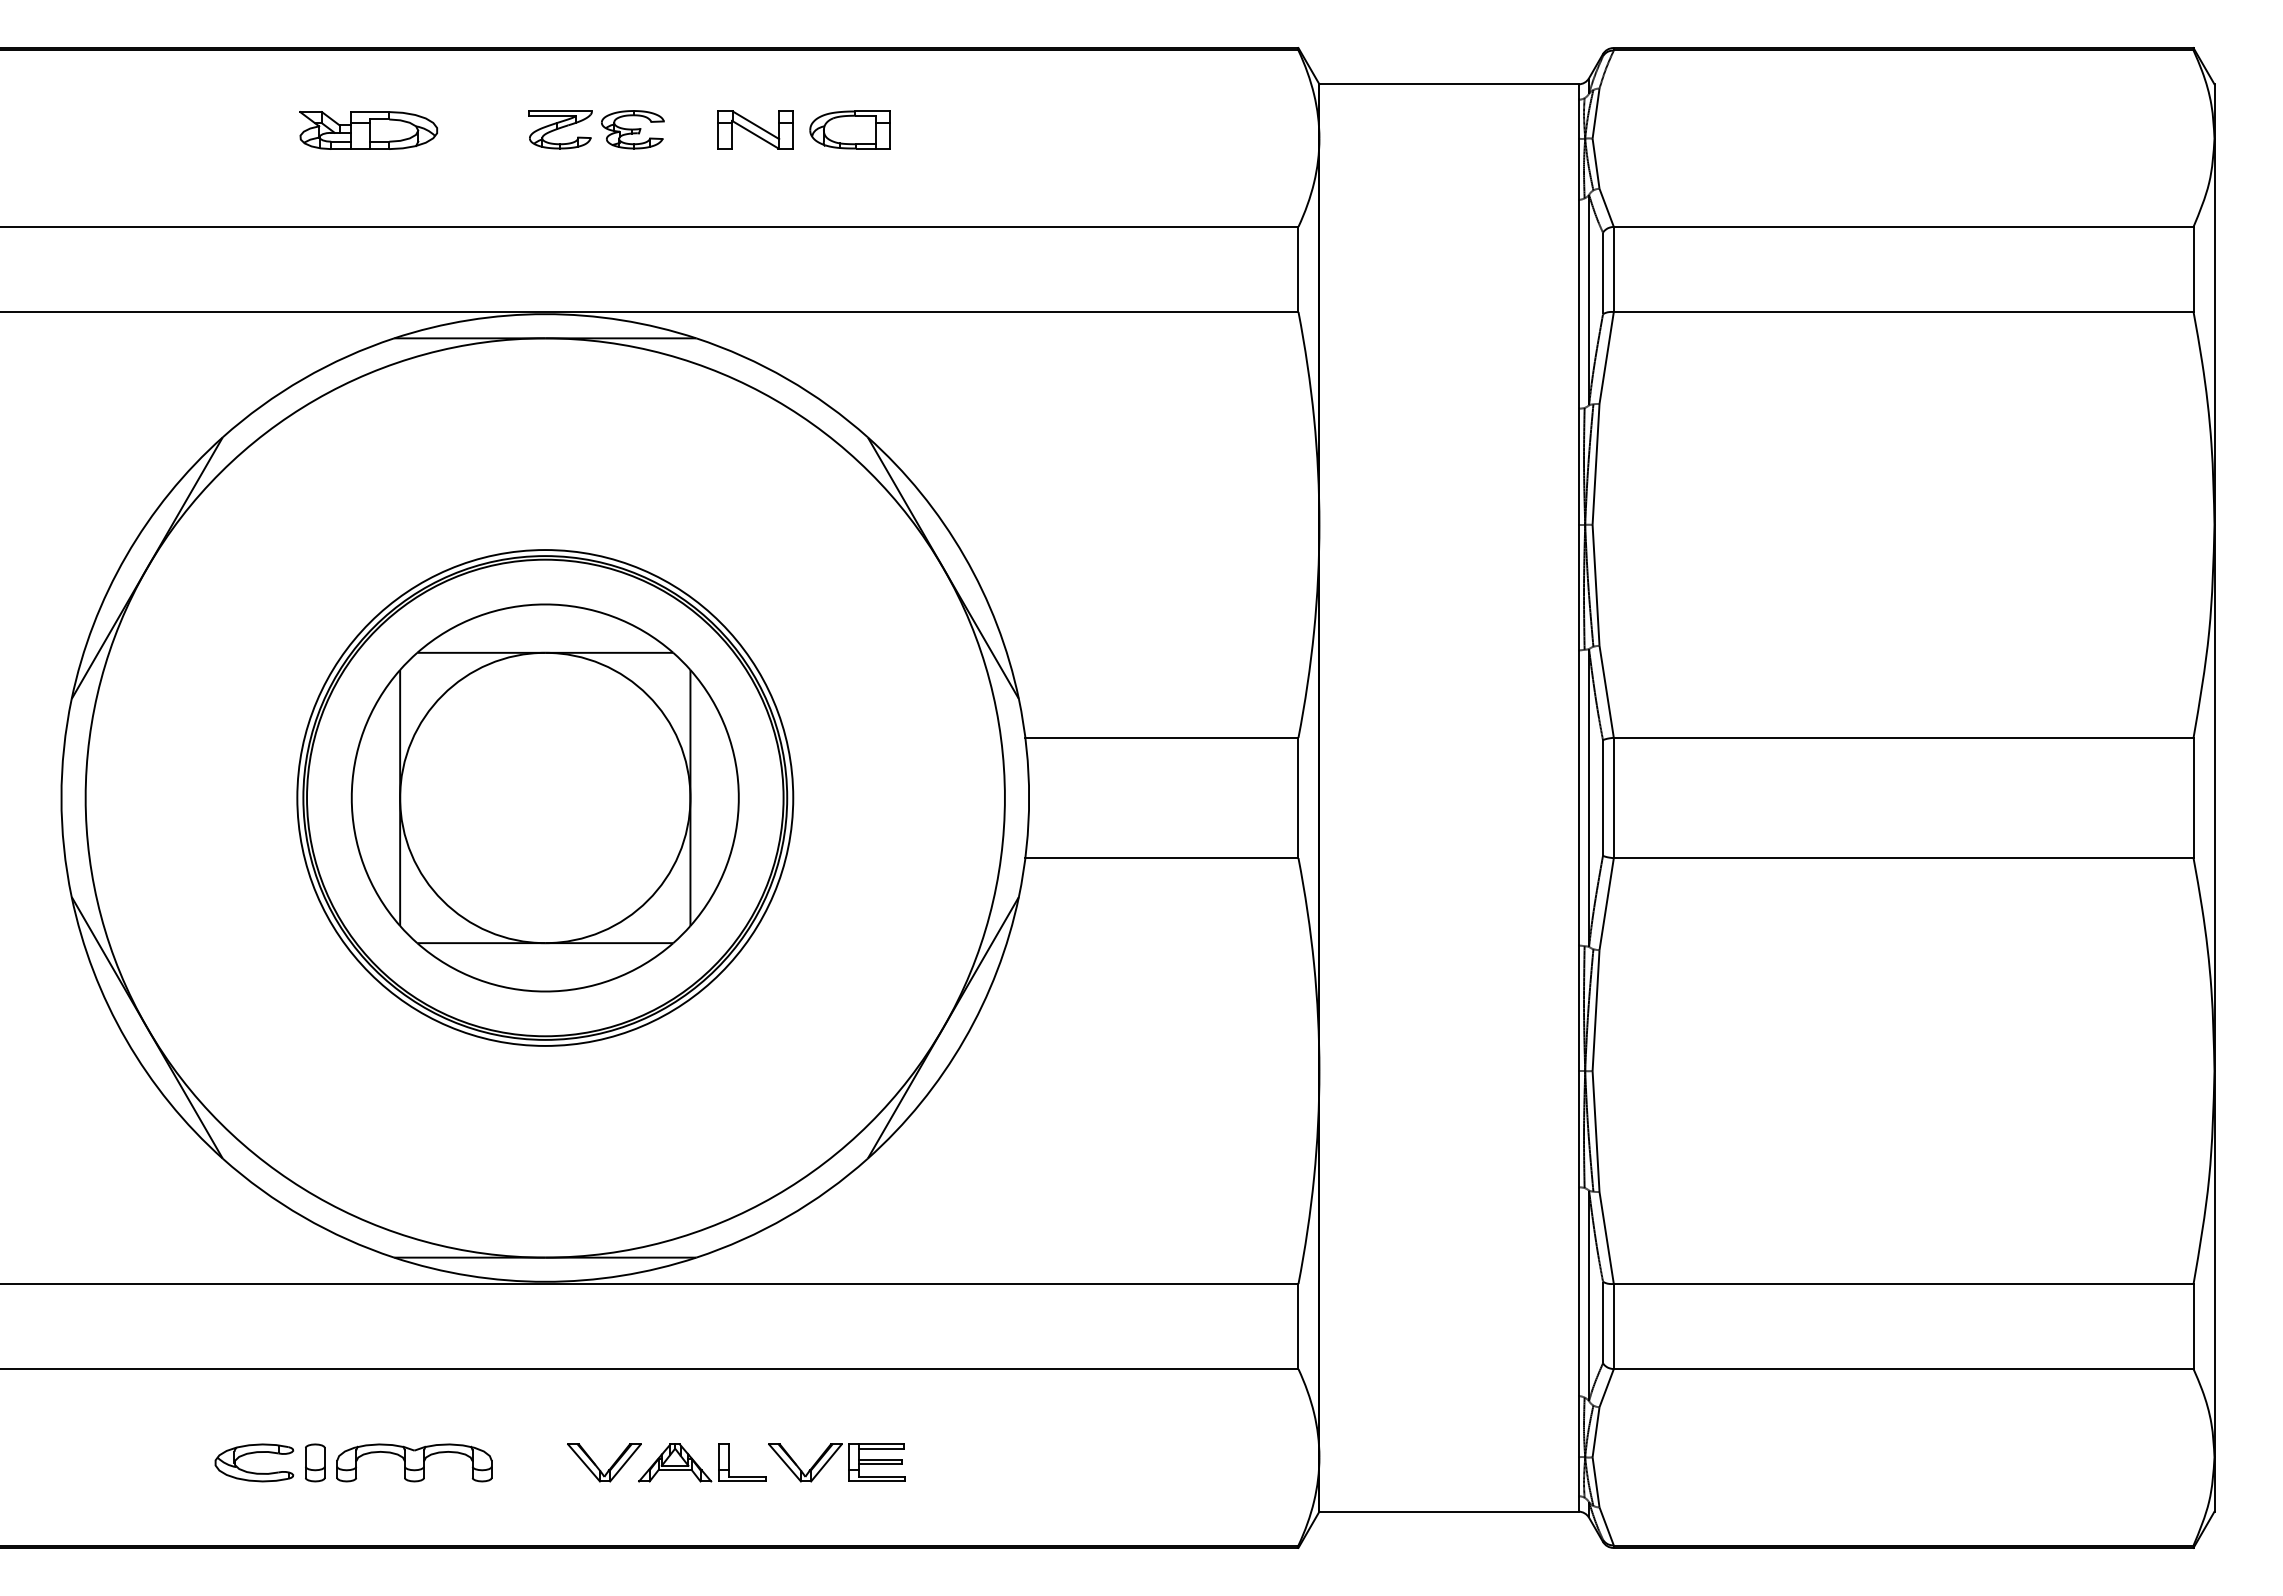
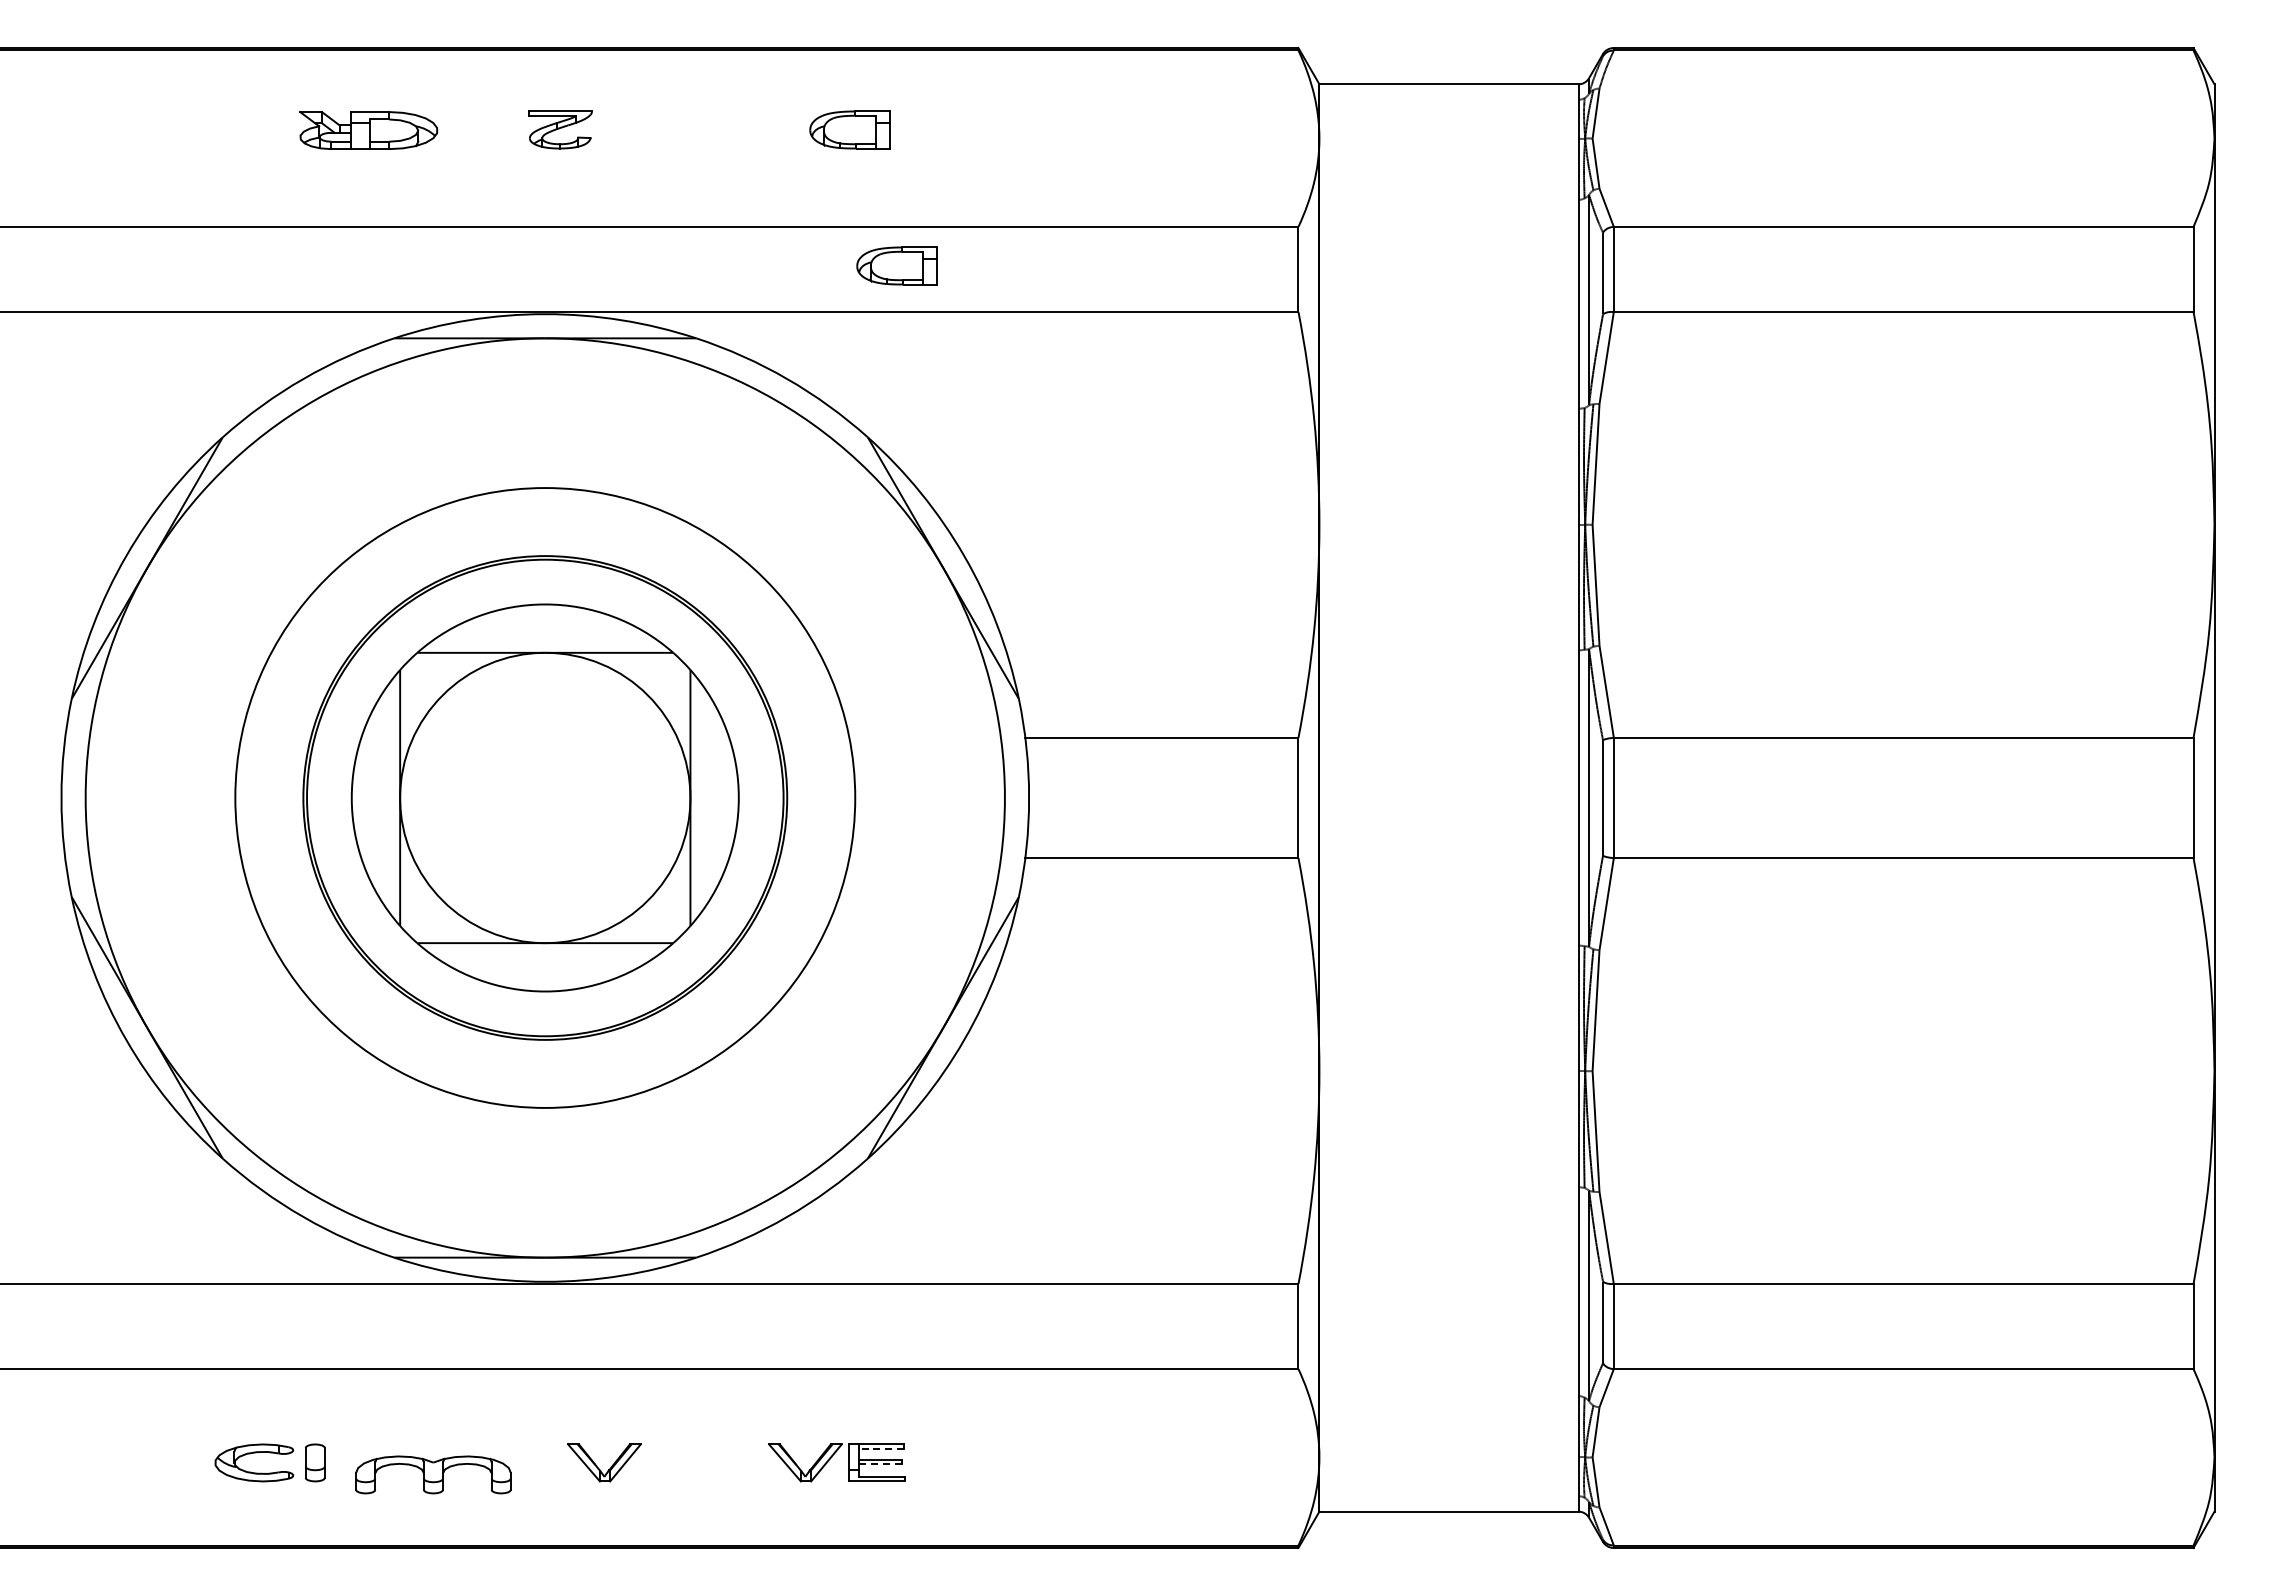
part: present -> none (632, 129)
part: present -> none (755, 129)
part: none -> present (896, 265)
circle diameter: 496 px -> 620 px (545, 797)
line: solid -> dashed (881, 1448)
part position: (414, 1462) -> (433, 1474) (433, 1474)
part: present -> none (702, 1462)
line: solid -> dashed (879, 1464)
